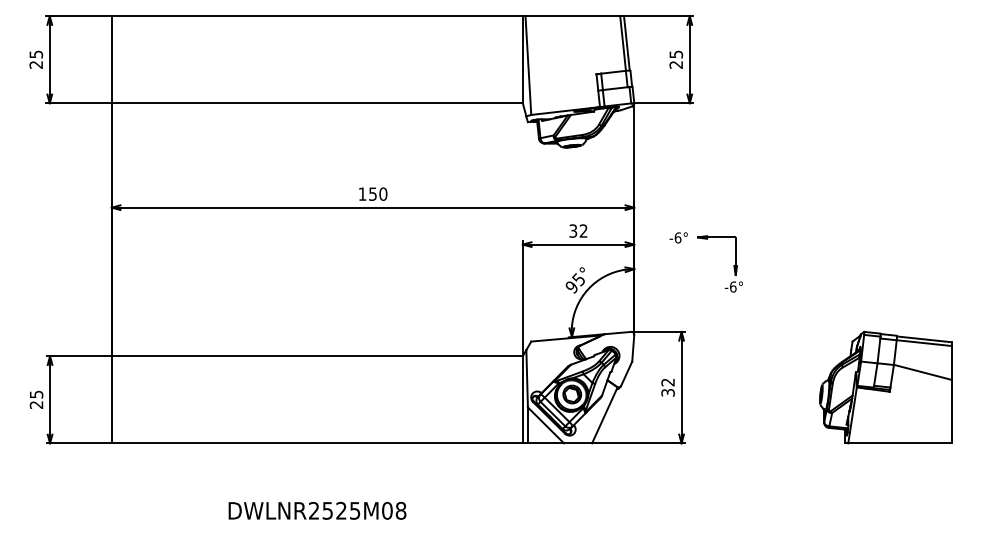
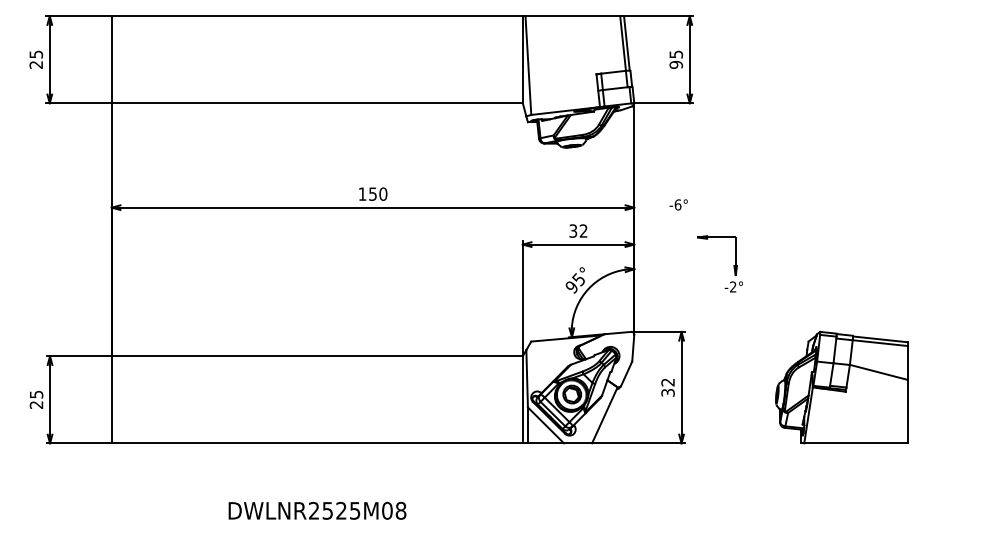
text: 25 -> 95 (676, 64)
text position: (678, 237) -> (678, 204) (678, 204)
text: -6° -> -2° (733, 286)
part position: (885, 387) -> (841, 387) (841, 387)
